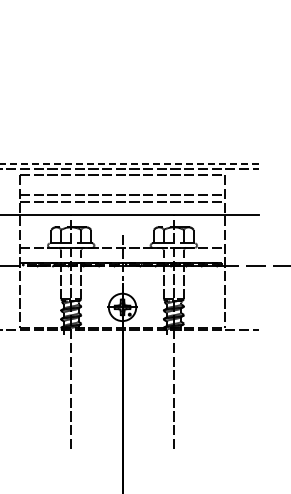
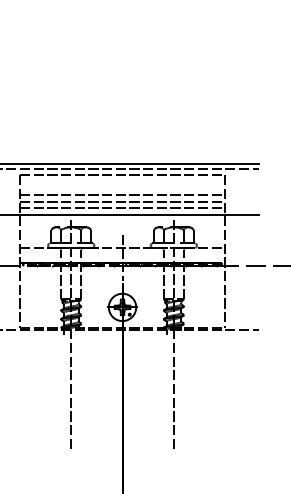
line: dashed -> solid (129, 163)
line: none -> present (122, 208)
